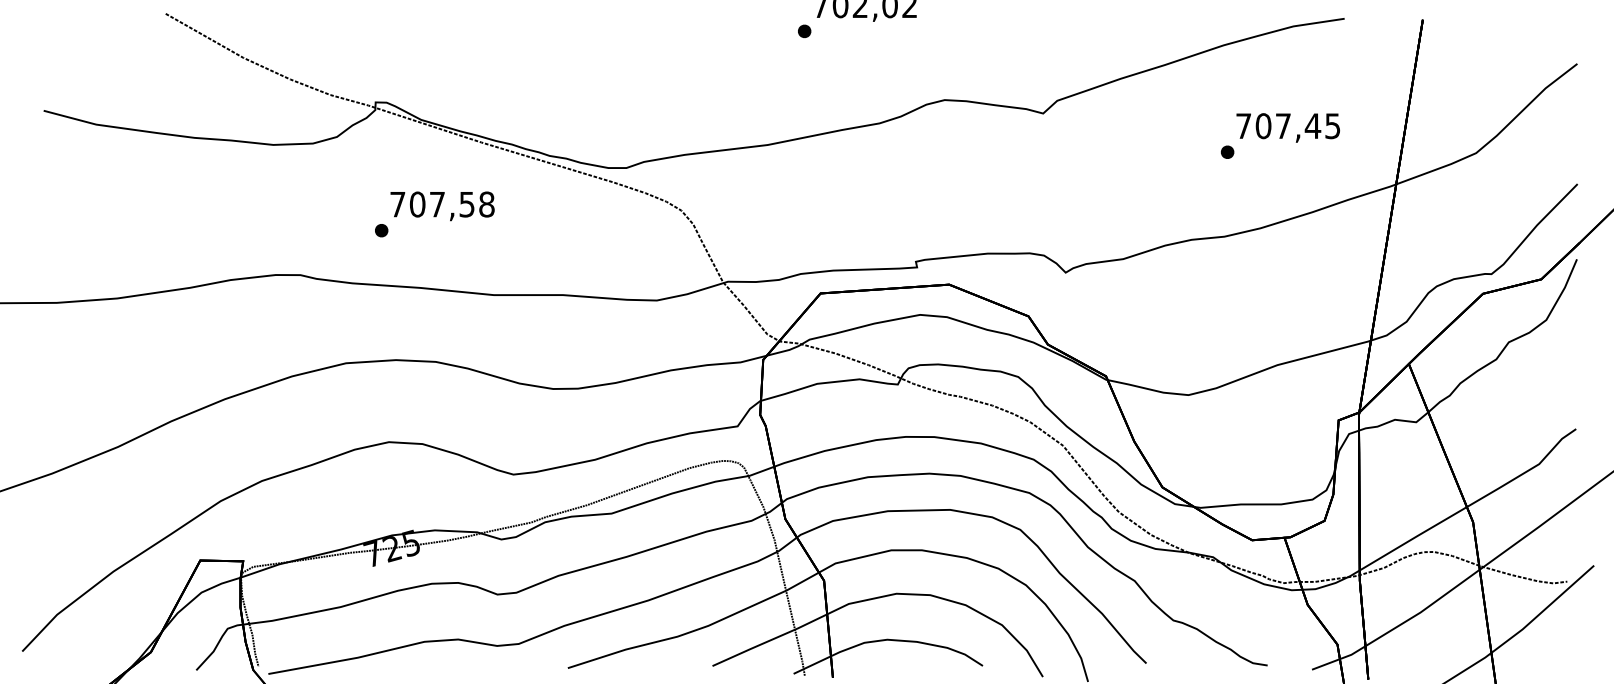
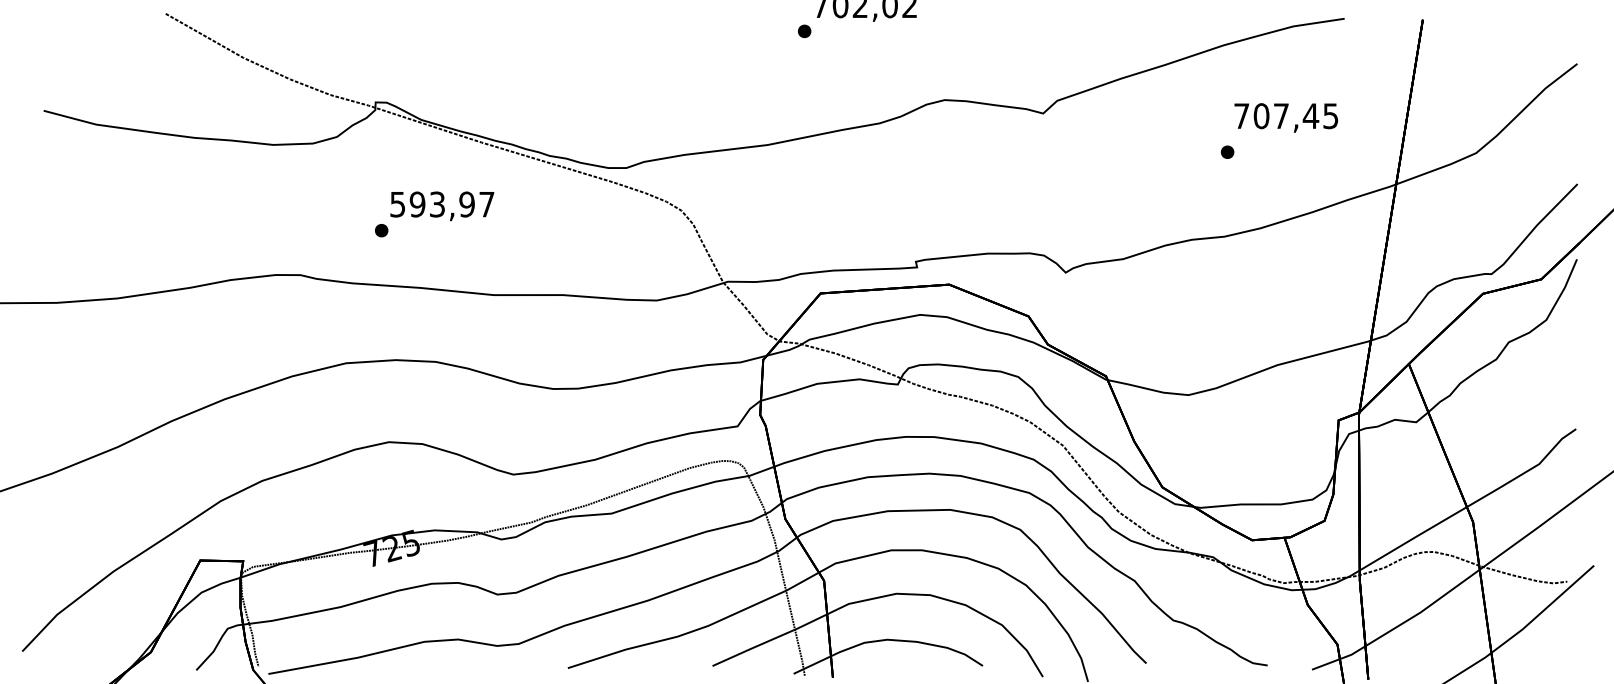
text position: (1287, 127) -> (1285, 117) (1285, 117)
text: 707,58 -> 593,97 (442, 204)
